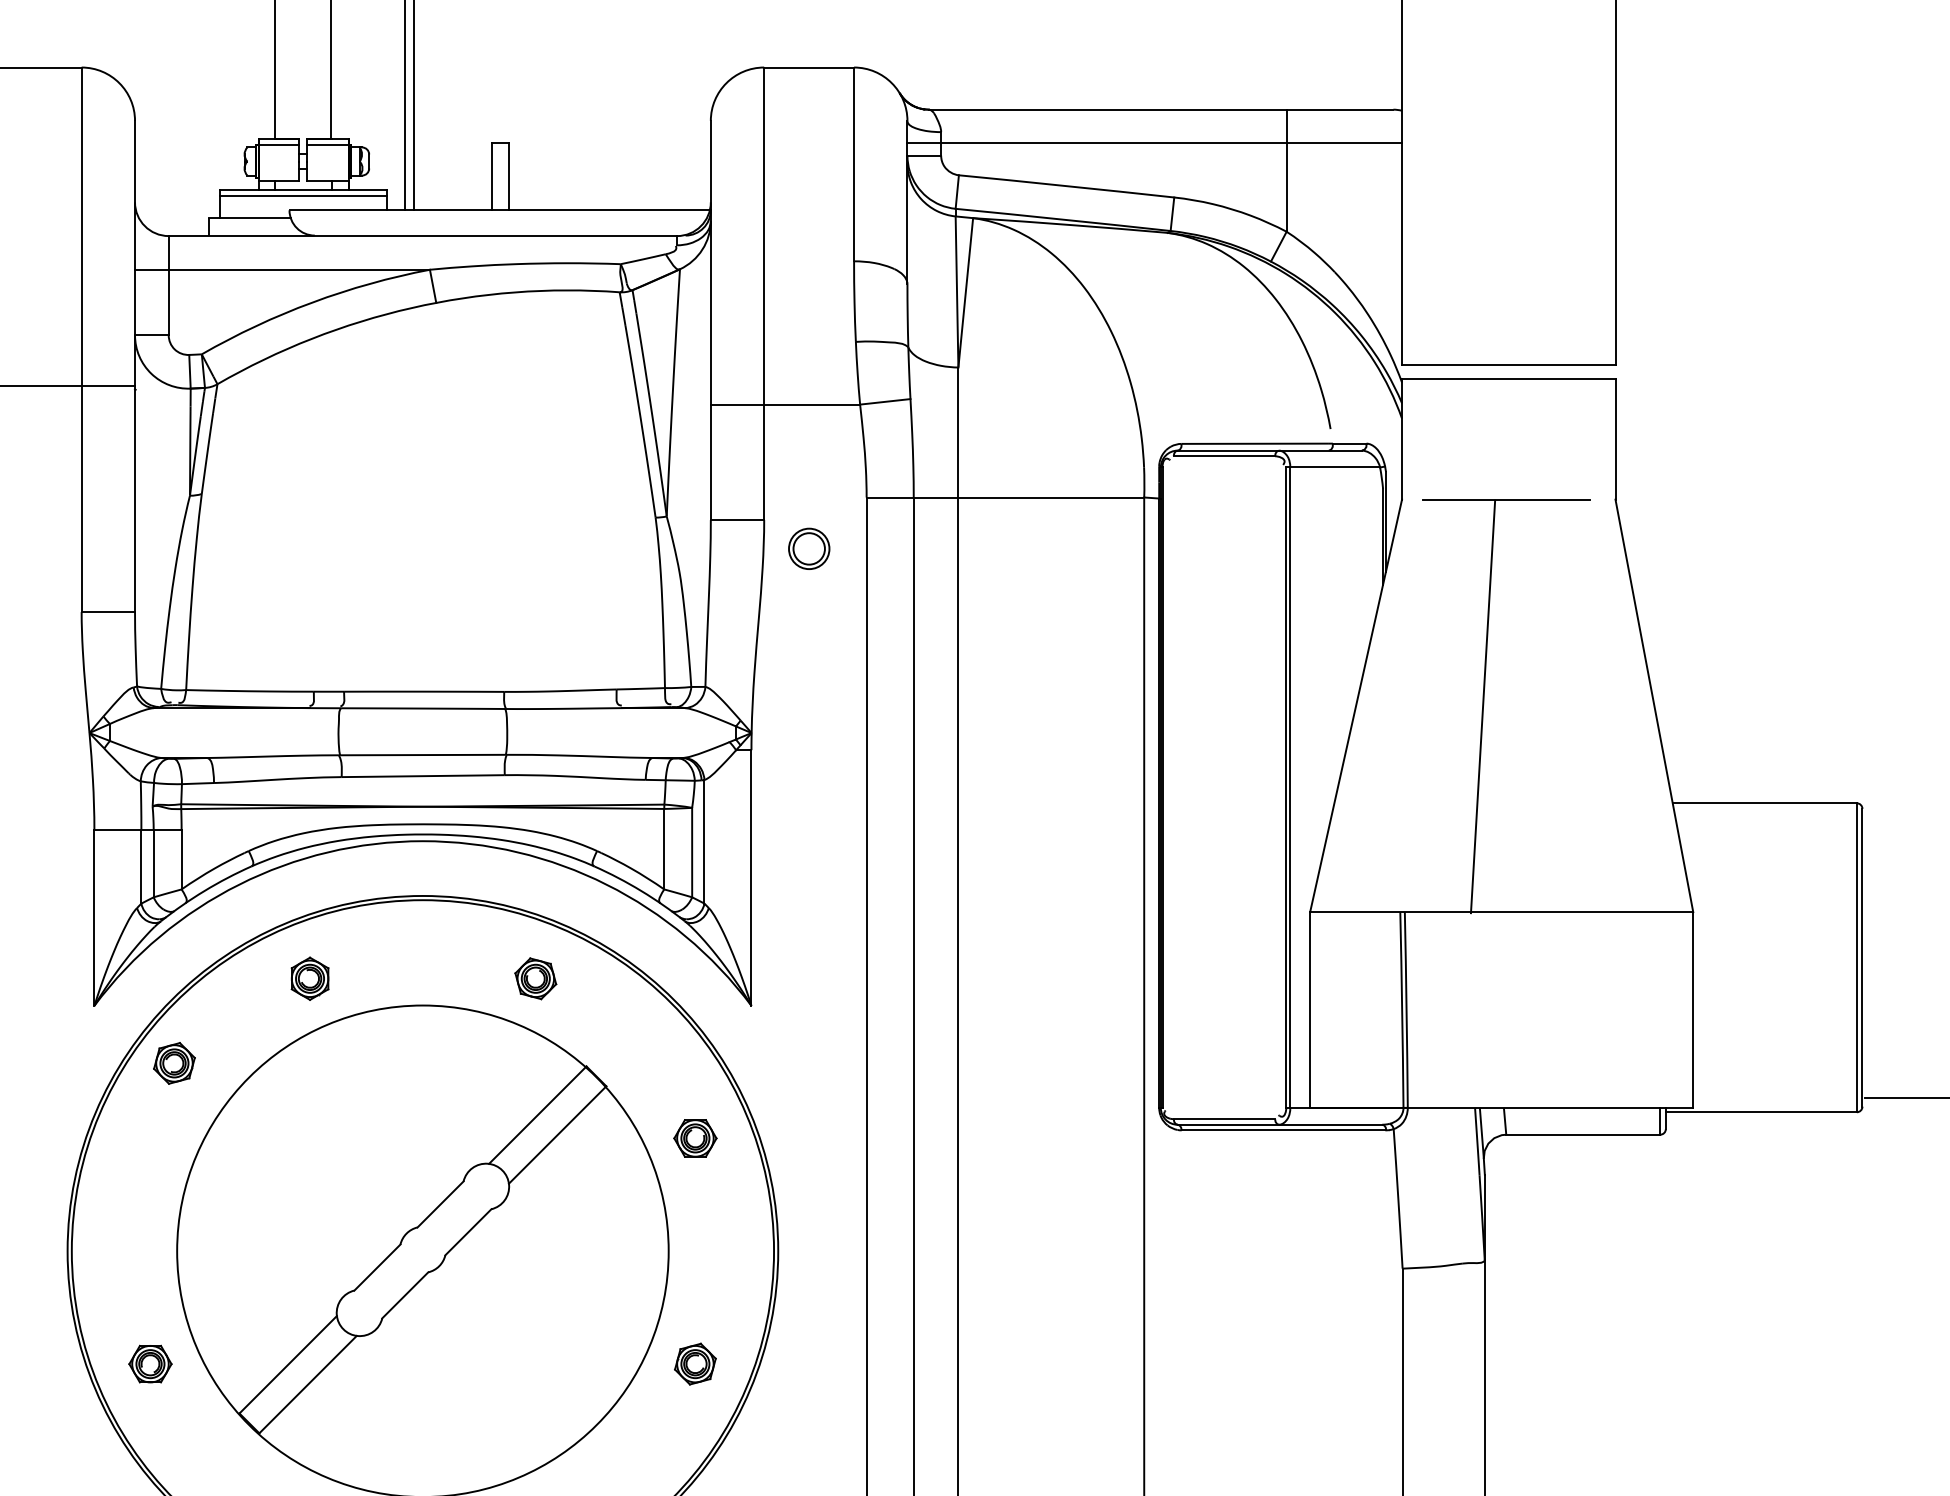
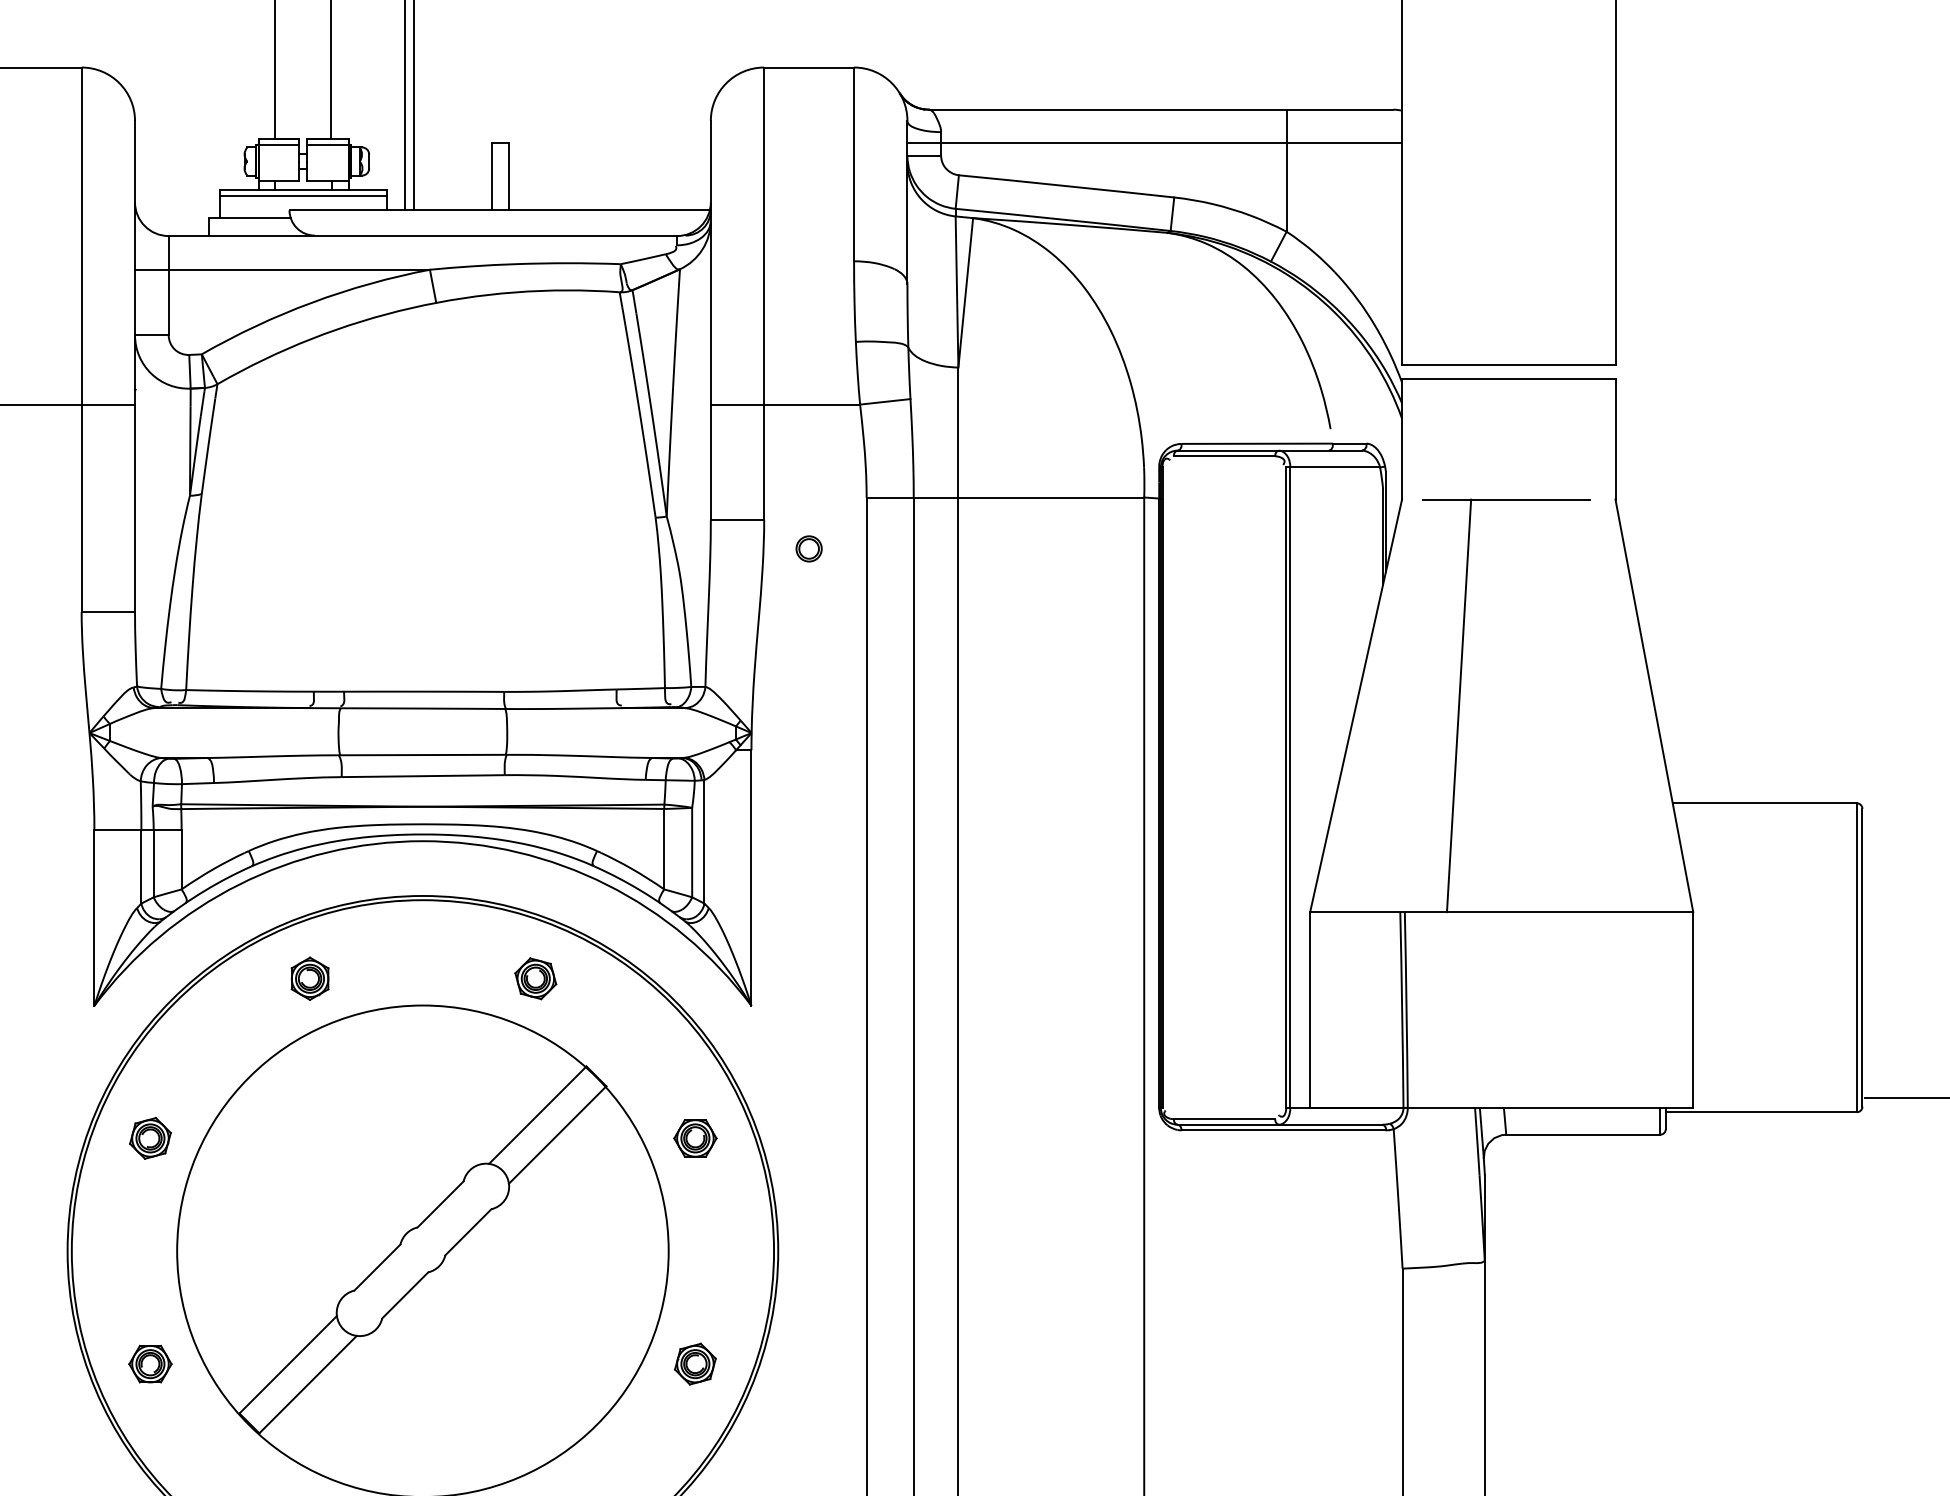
line position: (68, 385) -> (68, 404) (68, 404)
part size: 43x43 px -> 28x28 px (808, 548)
line position: (1482, 706) -> (1458, 705) (1458, 705)
part position: (174, 1063) -> (150, 1138) (150, 1138)
